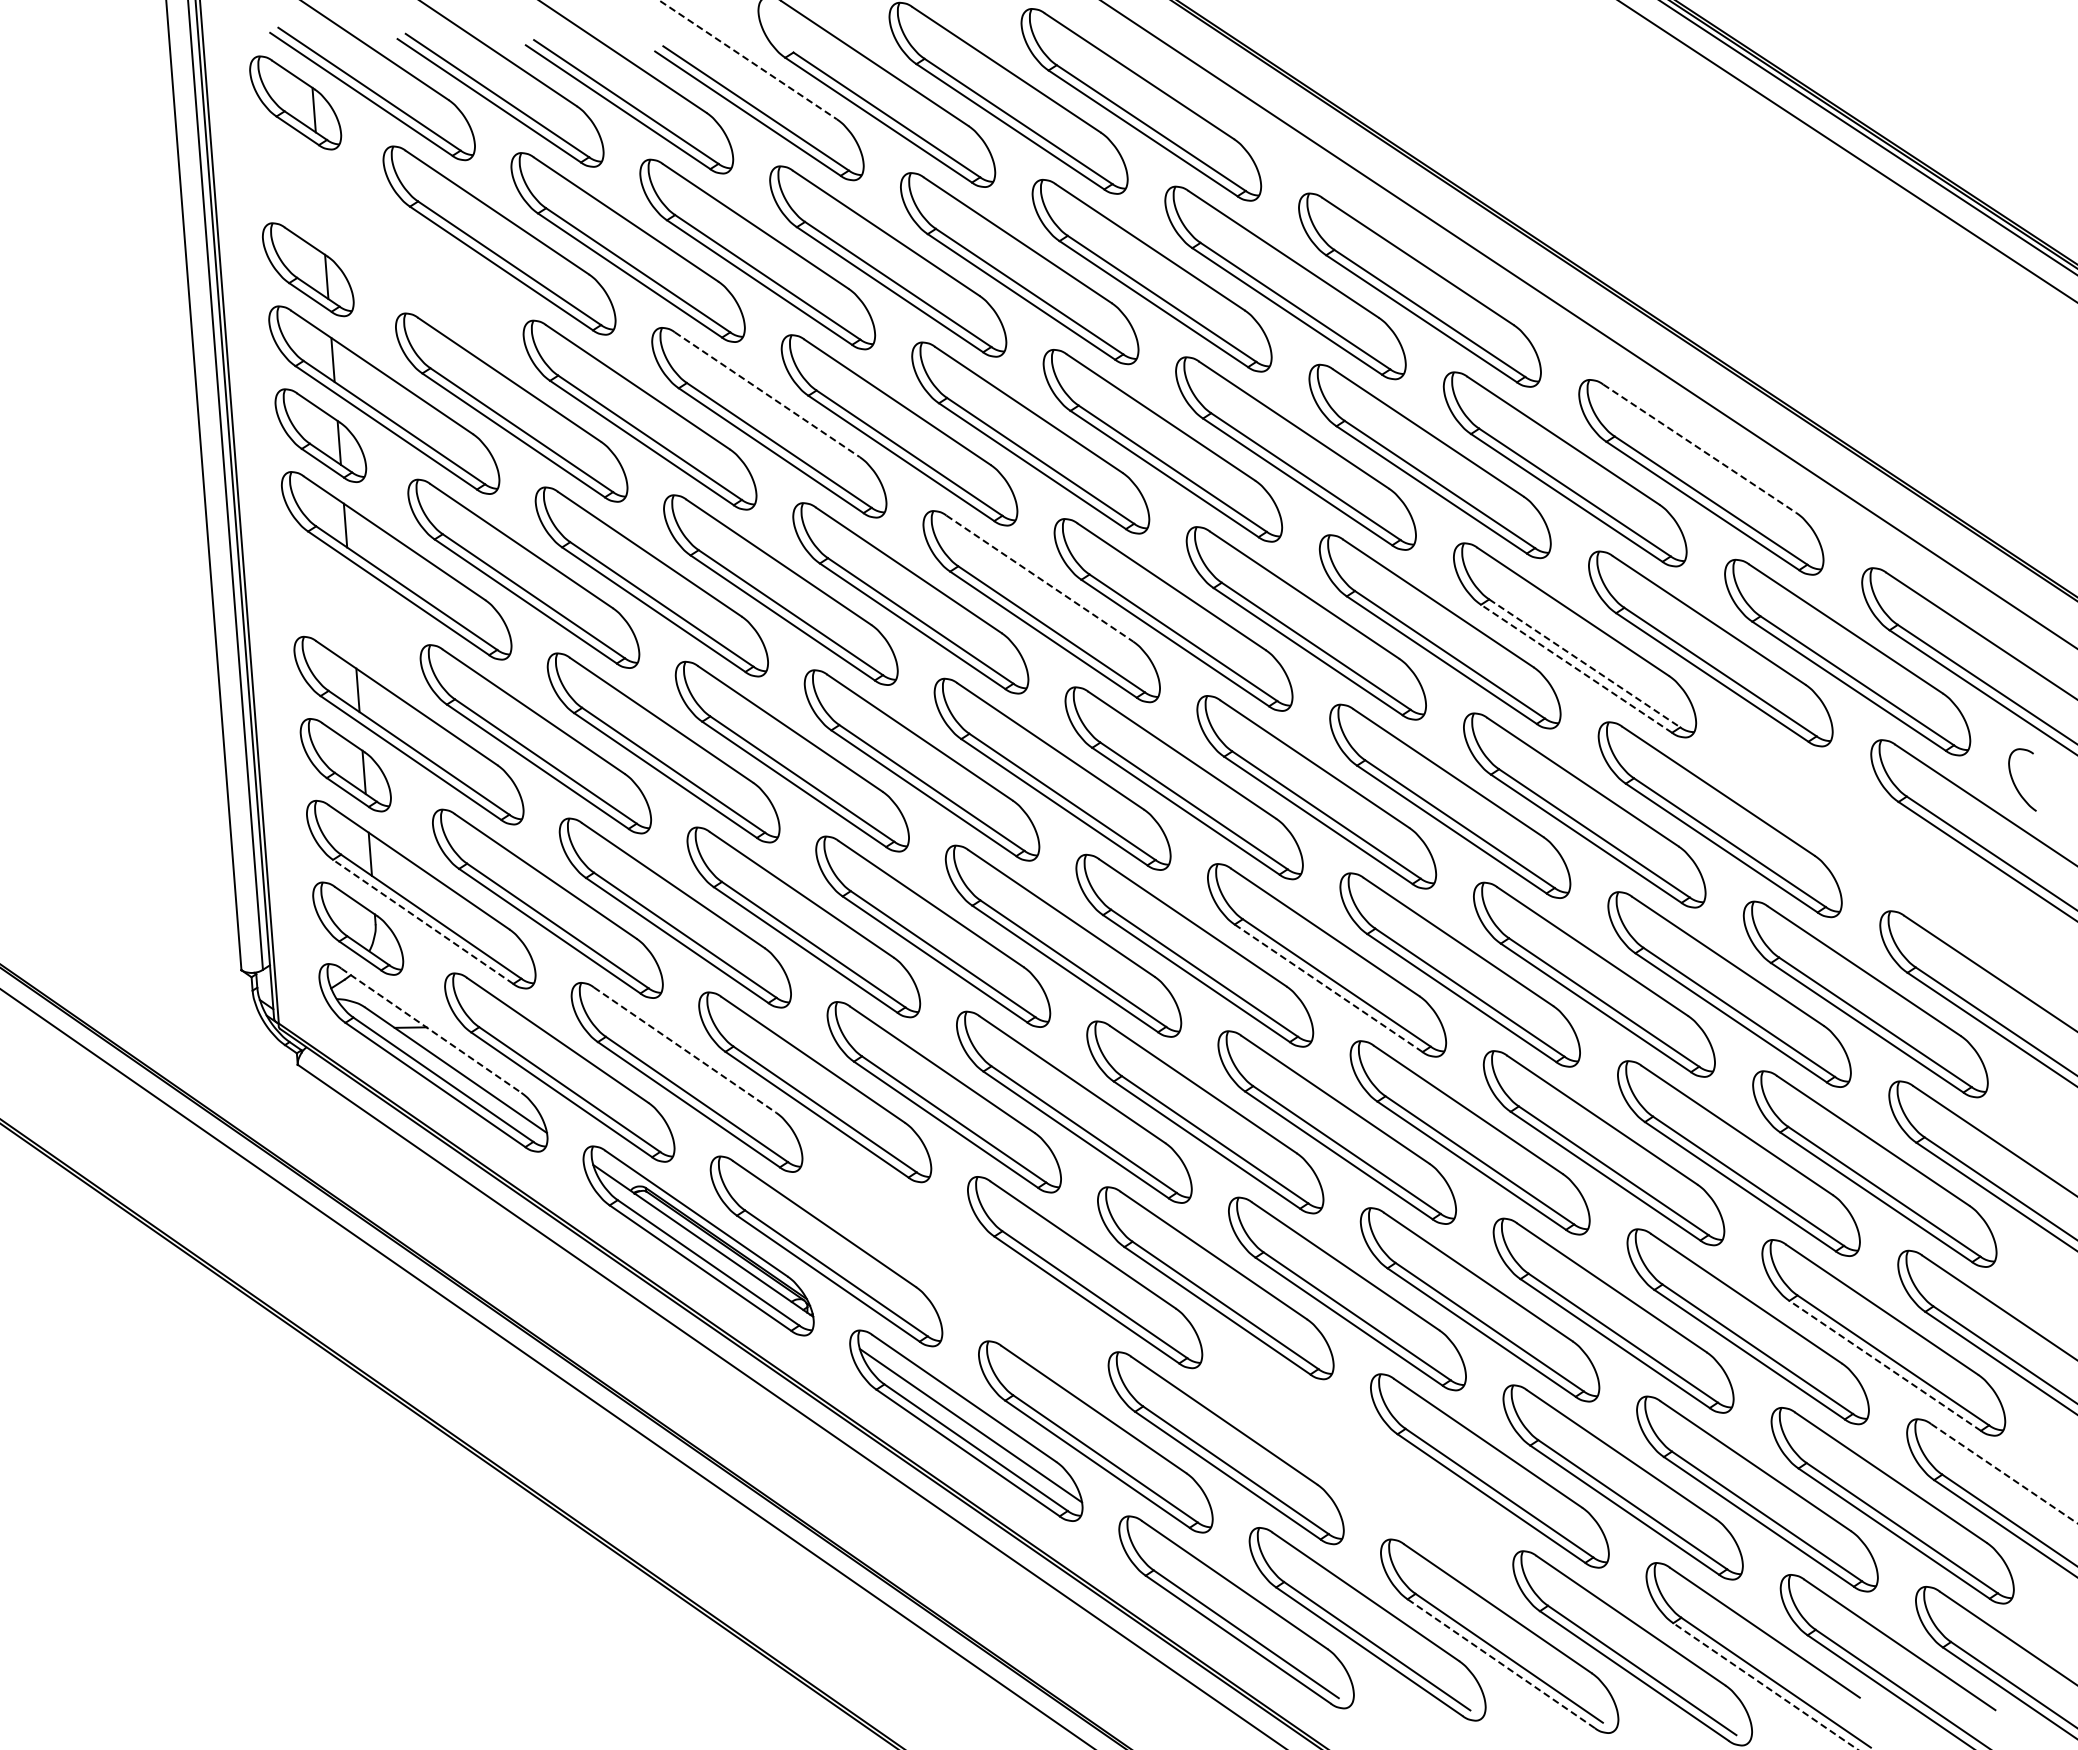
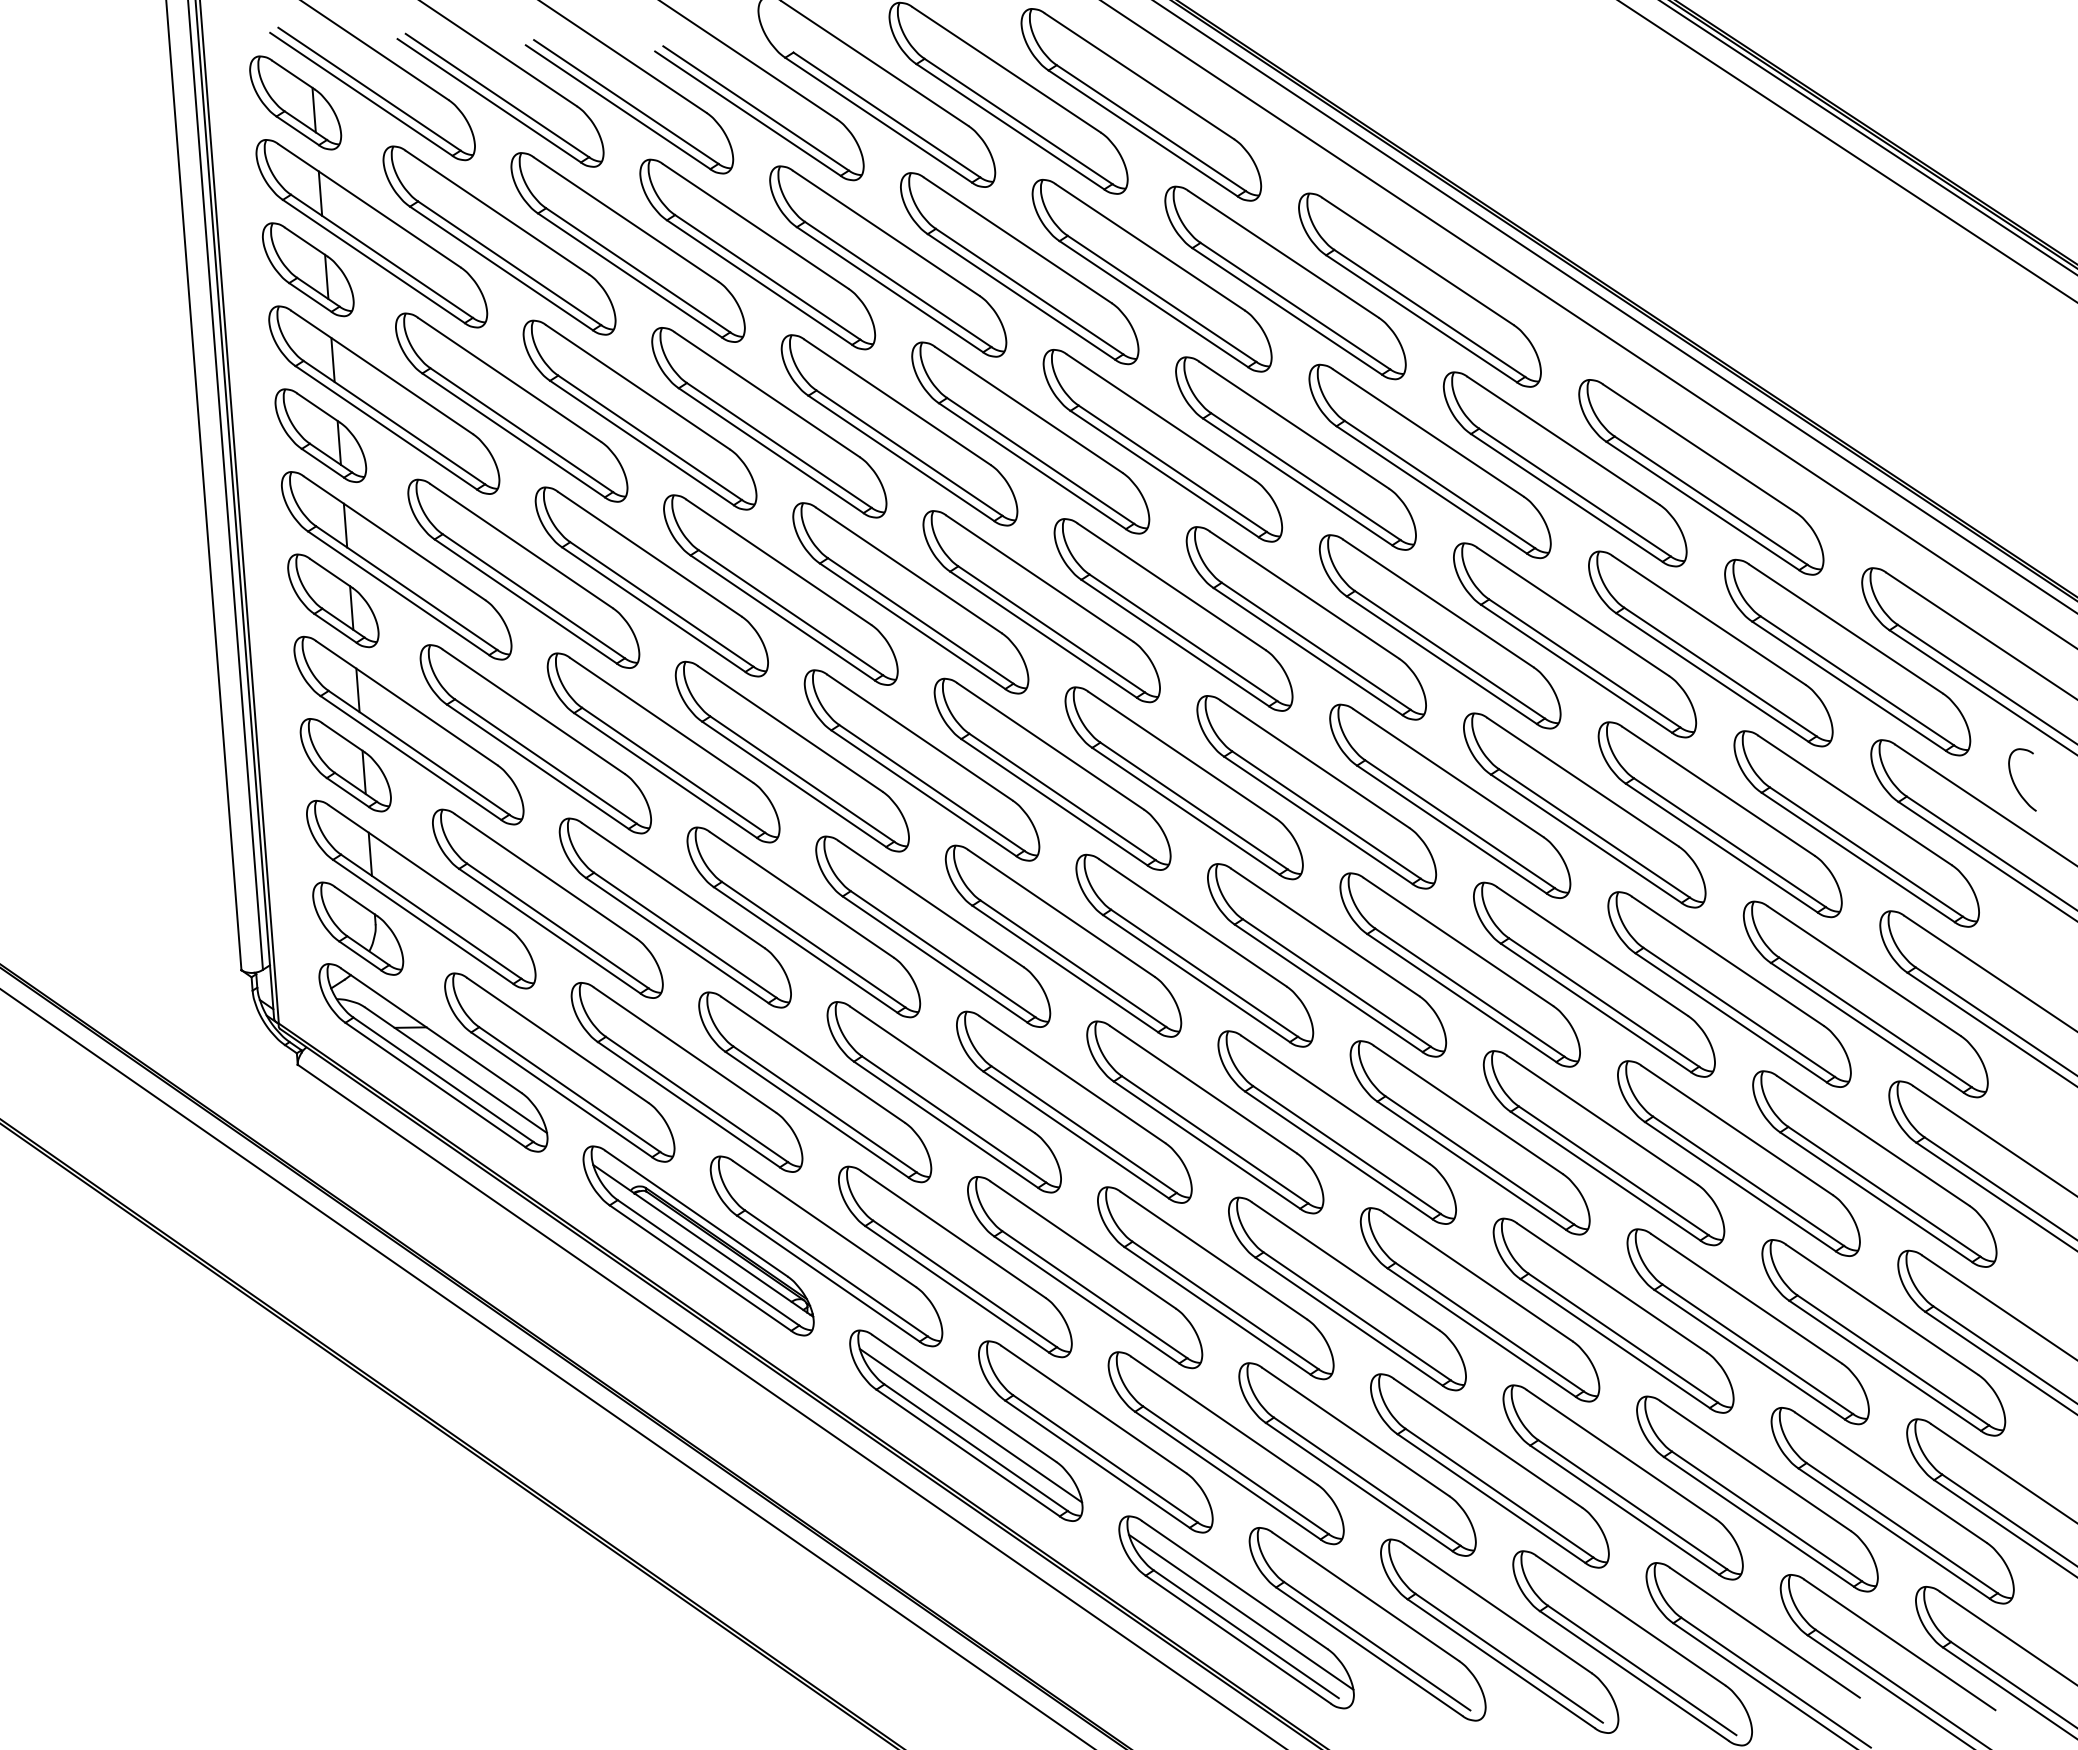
line: dashed -> solid (748, 59)
part: none -> present (371, 233)
line: none -> present (1614, 306)
line: dashed -> solid (767, 394)
line: dashed -> solid (1699, 448)
line: dashed -> solid (1039, 578)
part: none -> present (333, 600)
line: dashed -> solid (1584, 663)
line: dashed -> solid (1576, 668)
part: none -> present (1856, 828)
line: dashed -> solid (422, 921)
line: dashed -> solid (1328, 988)
line: dashed -> solid (431, 1030)
line: dashed -> solid (685, 1050)
part: none -> present (955, 1261)
line: dashed -> solid (1885, 1365)
part: none -> present (1357, 1459)
line: dashed -> solid (2004, 1474)
line: none -> present (1240, 1611)
line: dashed -> solid (1501, 1663)
line: dashed -> solid (1765, 1686)
